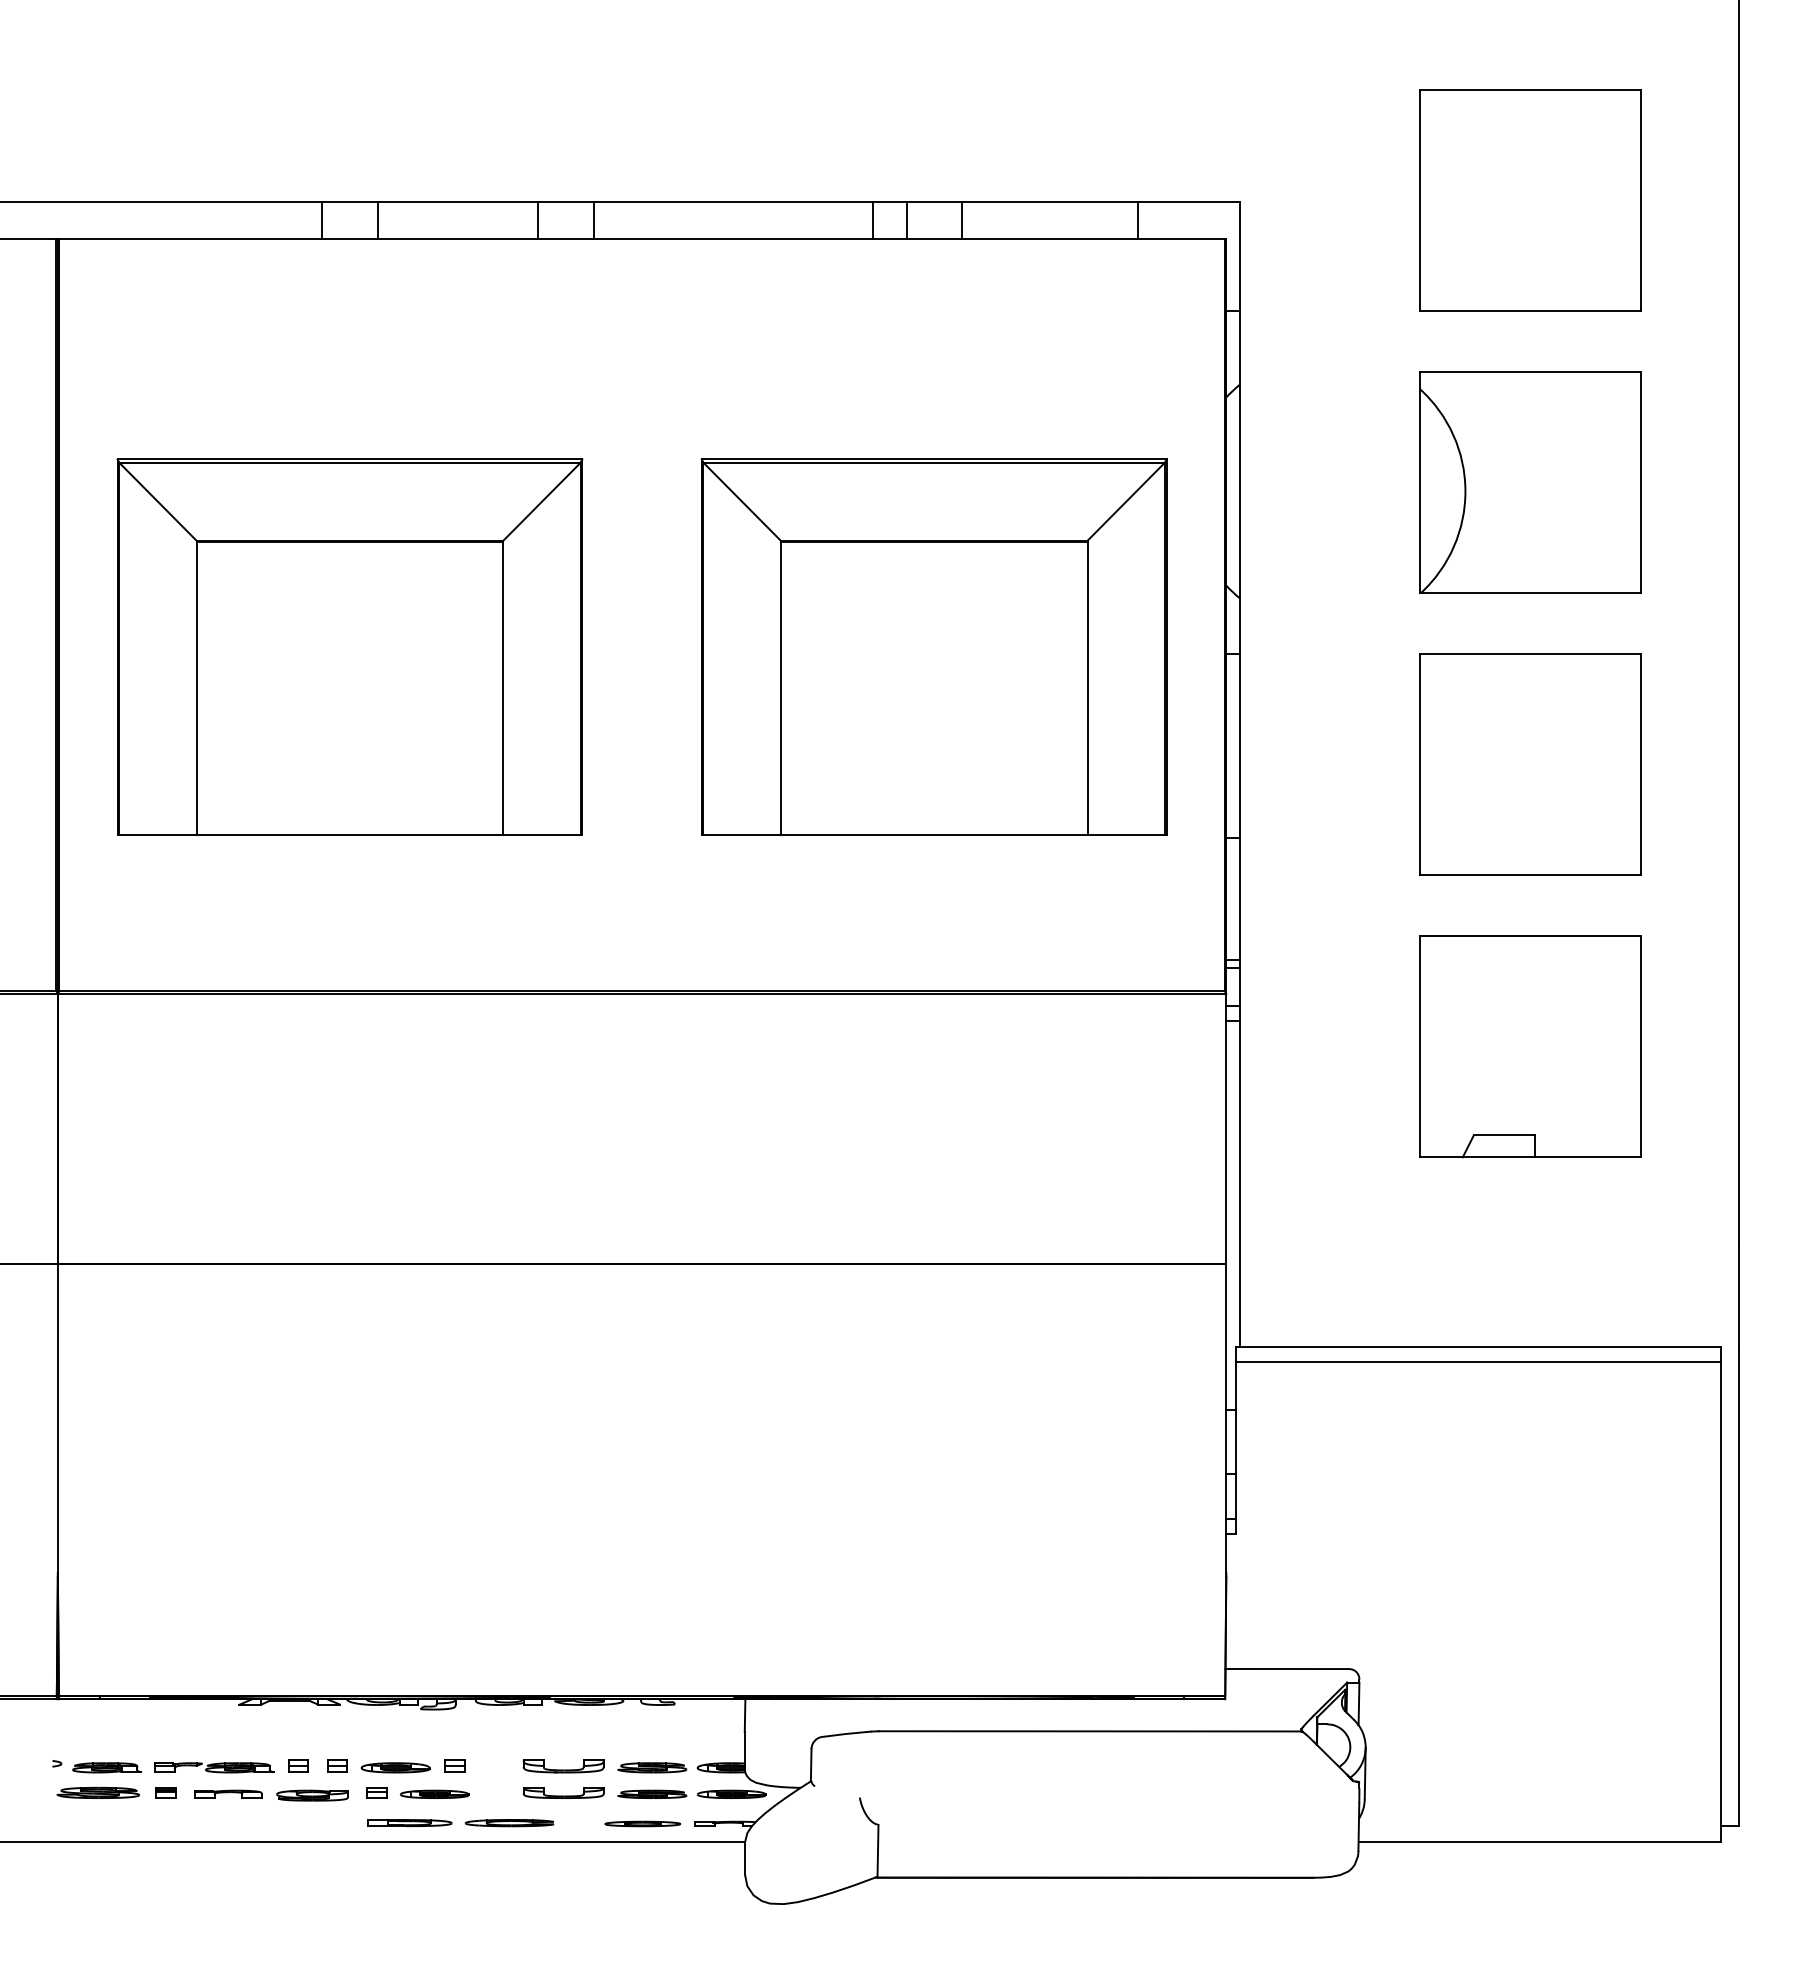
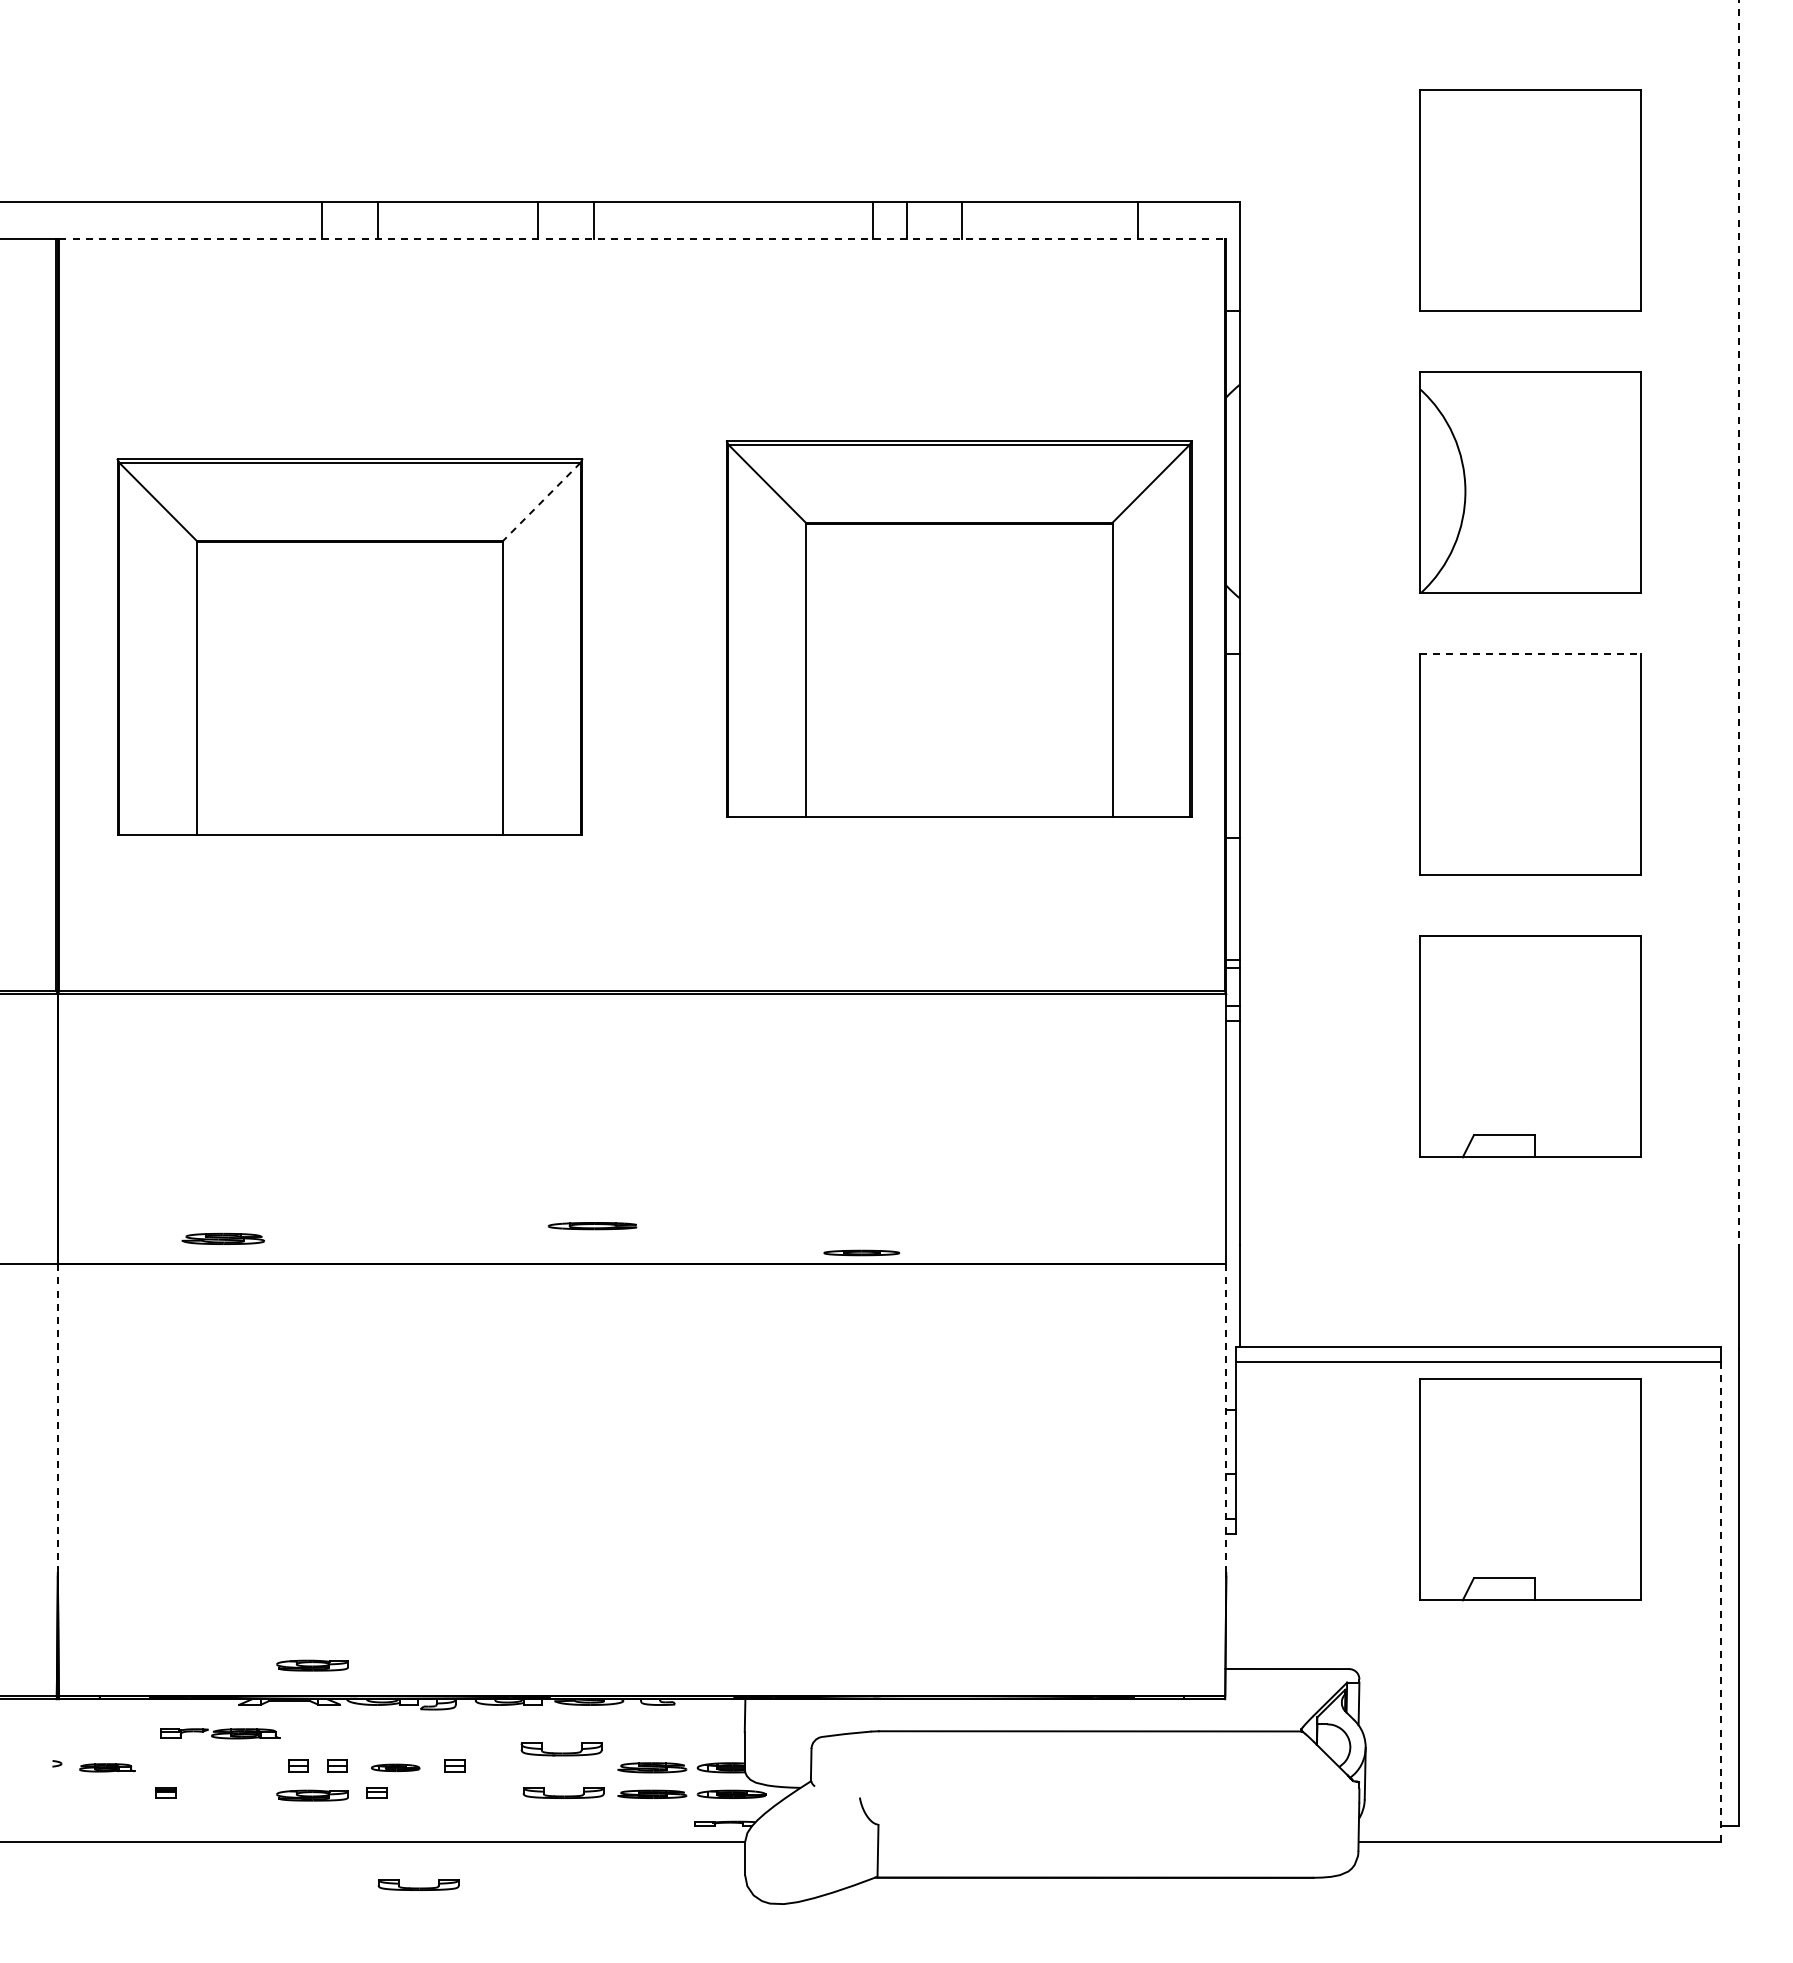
line: solid -> dashed (642, 239)
line: solid -> dashed (542, 501)
line: solid -> dashed (1739, 623)
part position: (933, 646) -> (958, 628) (958, 628)
line: solid -> dashed (1531, 654)
line: solid -> dashed (1226, 1418)
line: solid -> dashed (57, 1419)
part: none -> present (1530, 1489)
line: solid -> dashed (1720, 1601)
part: none -> present (312, 1665)
part position: (563, 1766) -> (561, 1749) (561, 1749)
part size: 70x12 px -> 57x10 px (107, 1767)
part position: (214, 1767) -> (220, 1733) (220, 1733)
part size: 71x12 px -> 50x9 px (395, 1767)
part position: (97, 1792) -> (222, 1238) (222, 1238)
part: present -> none (228, 1793)
part: present -> none (434, 1793)
part: present -> none (409, 1823)
part position: (509, 1823) -> (592, 1226) (592, 1226)
part position: (642, 1823) -> (861, 1252) (861, 1252)
part: none -> present (418, 1884)
